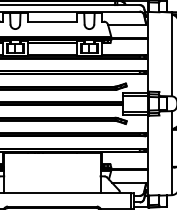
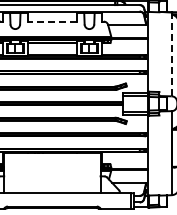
line: solid -> dashed (51, 21)
line: solid -> dashed (171, 53)
